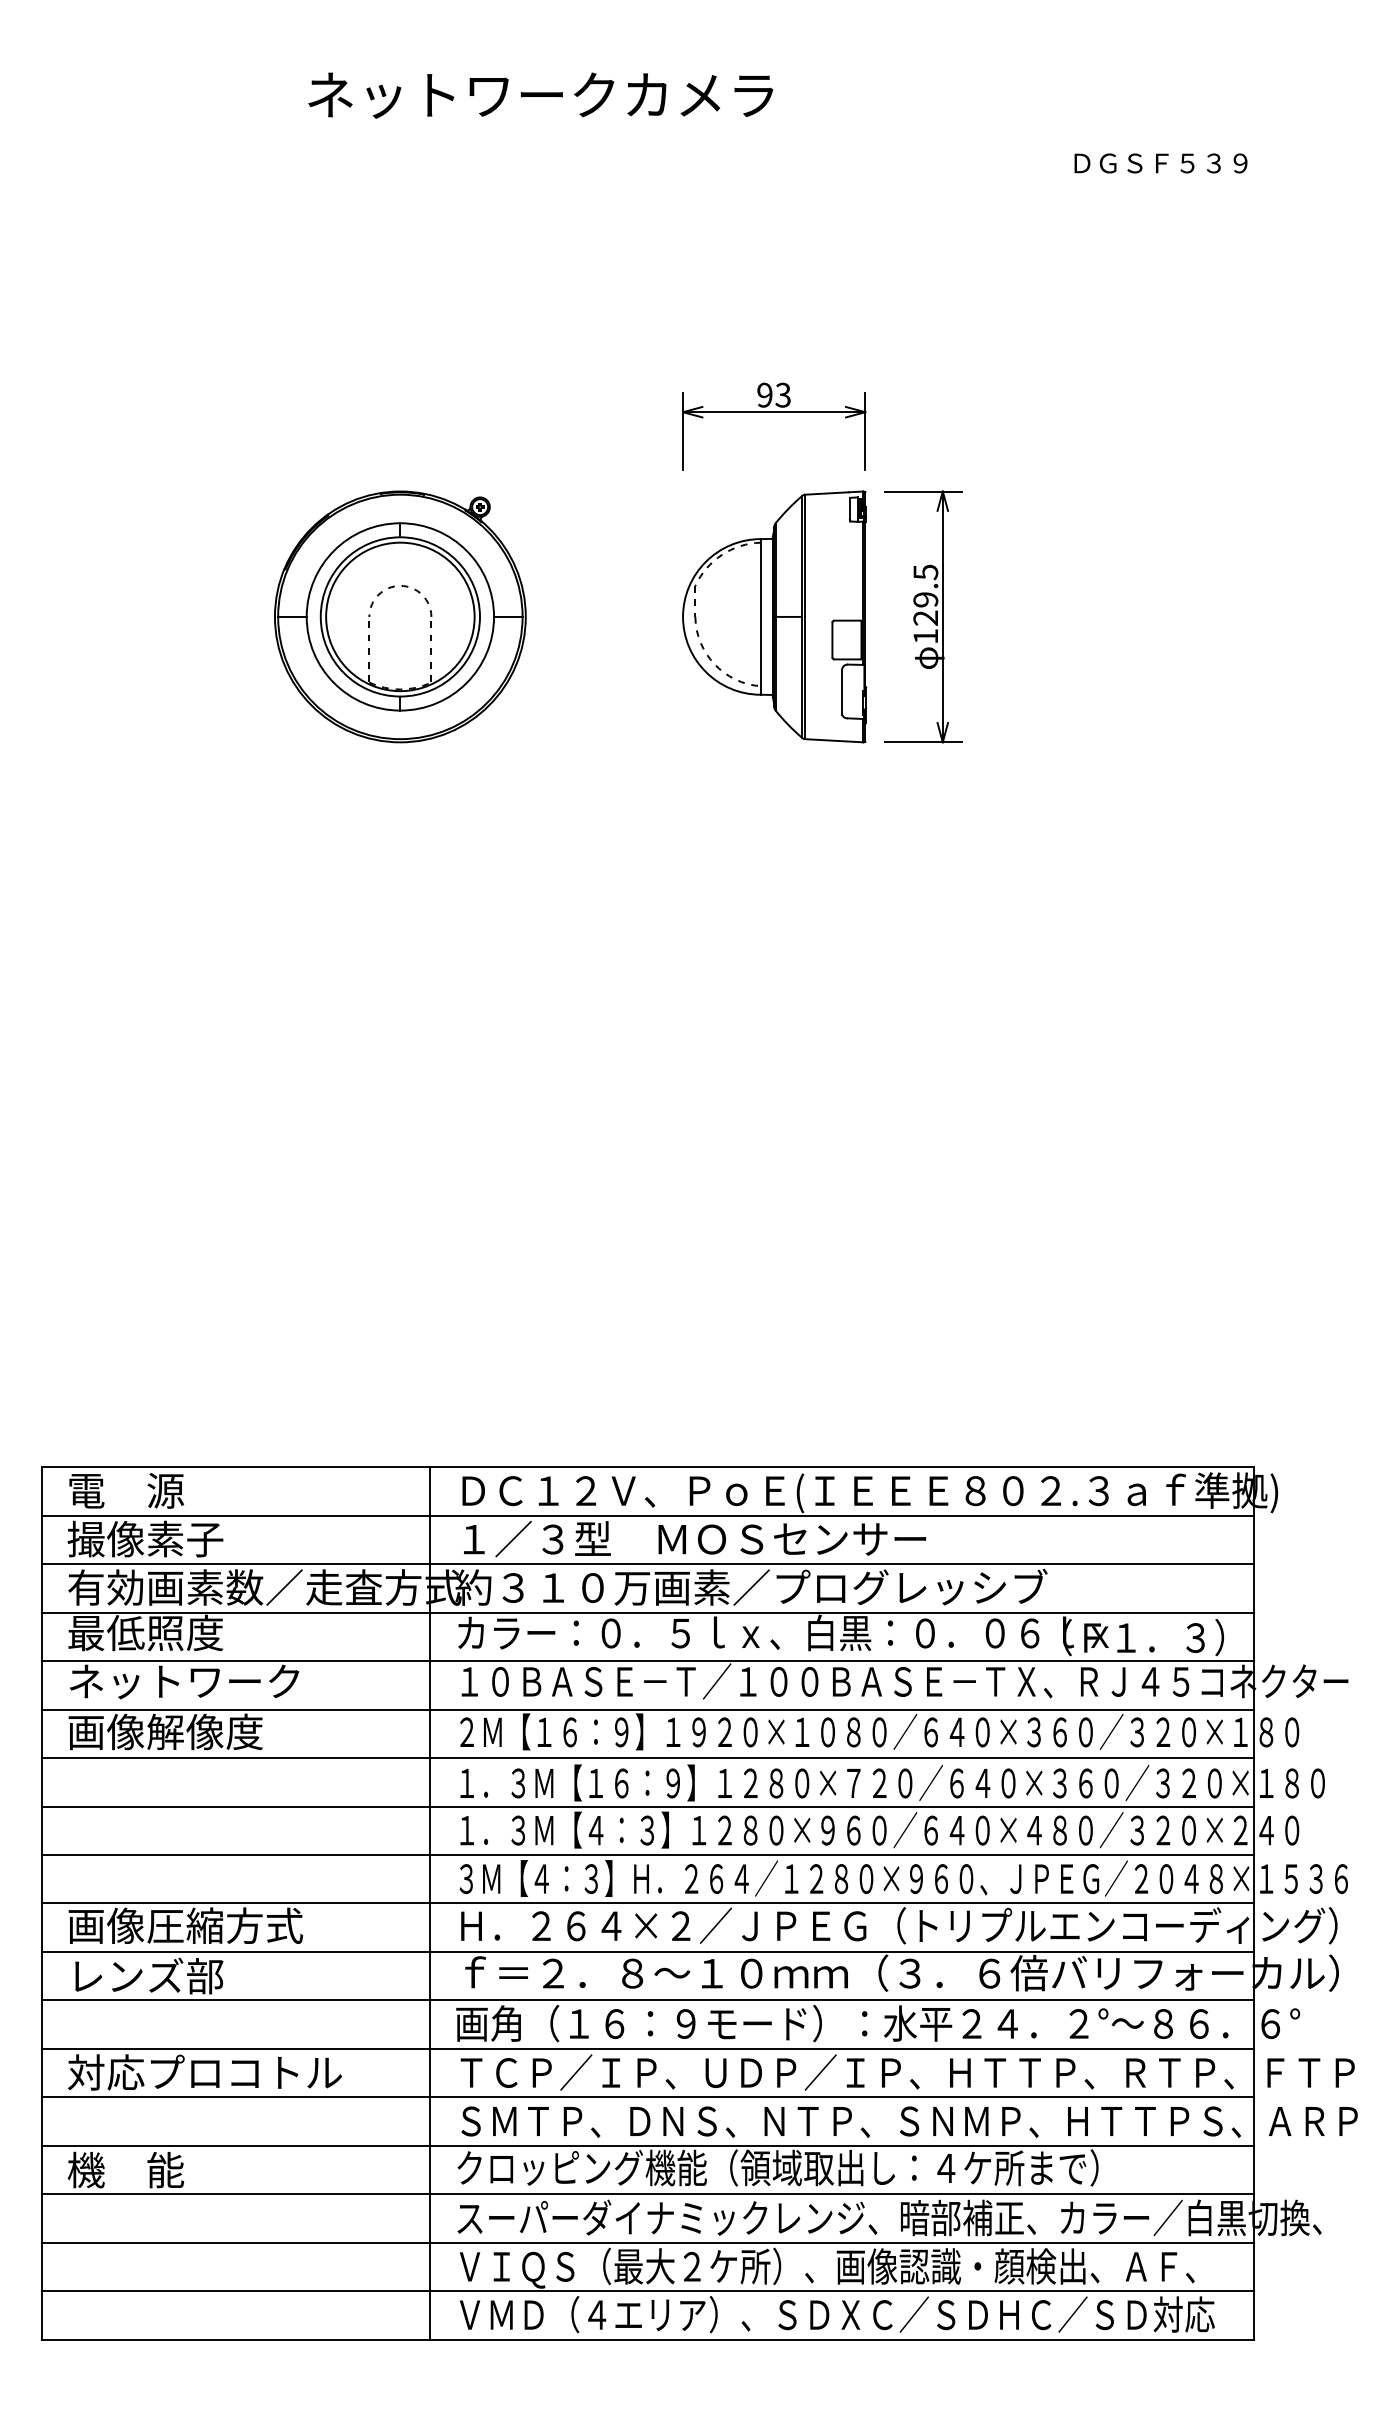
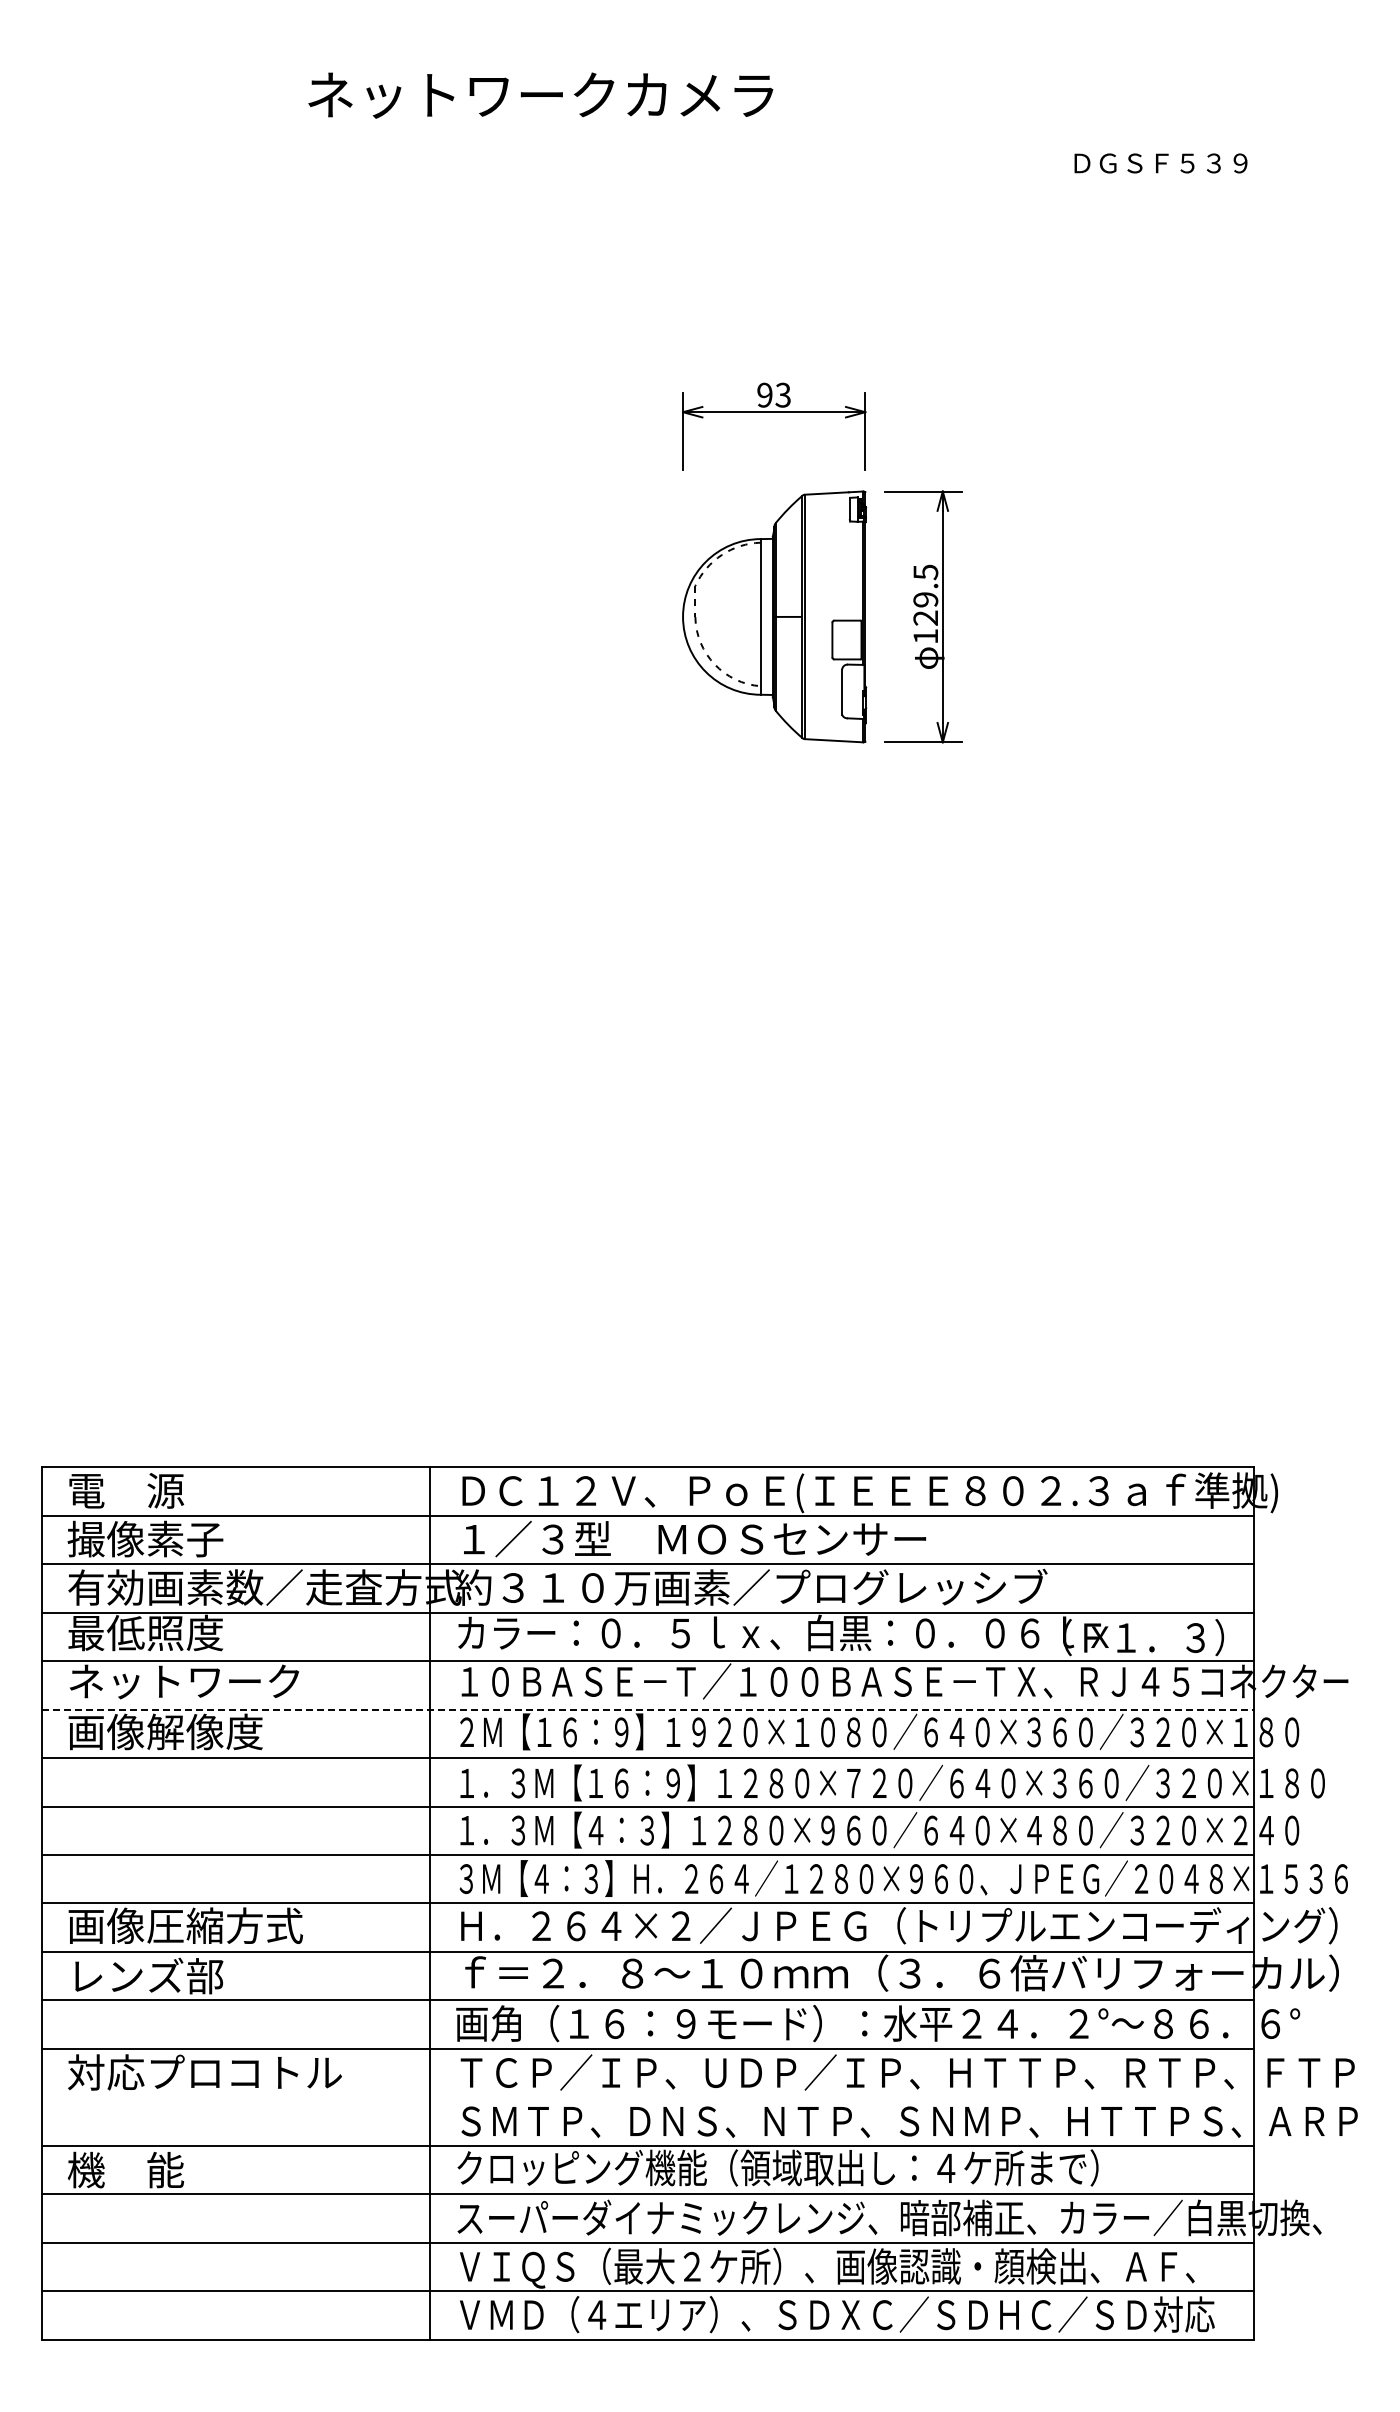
part: present -> none (400, 616)
line: solid -> dashed (648, 1709)
line: present -> none (647, 2097)
